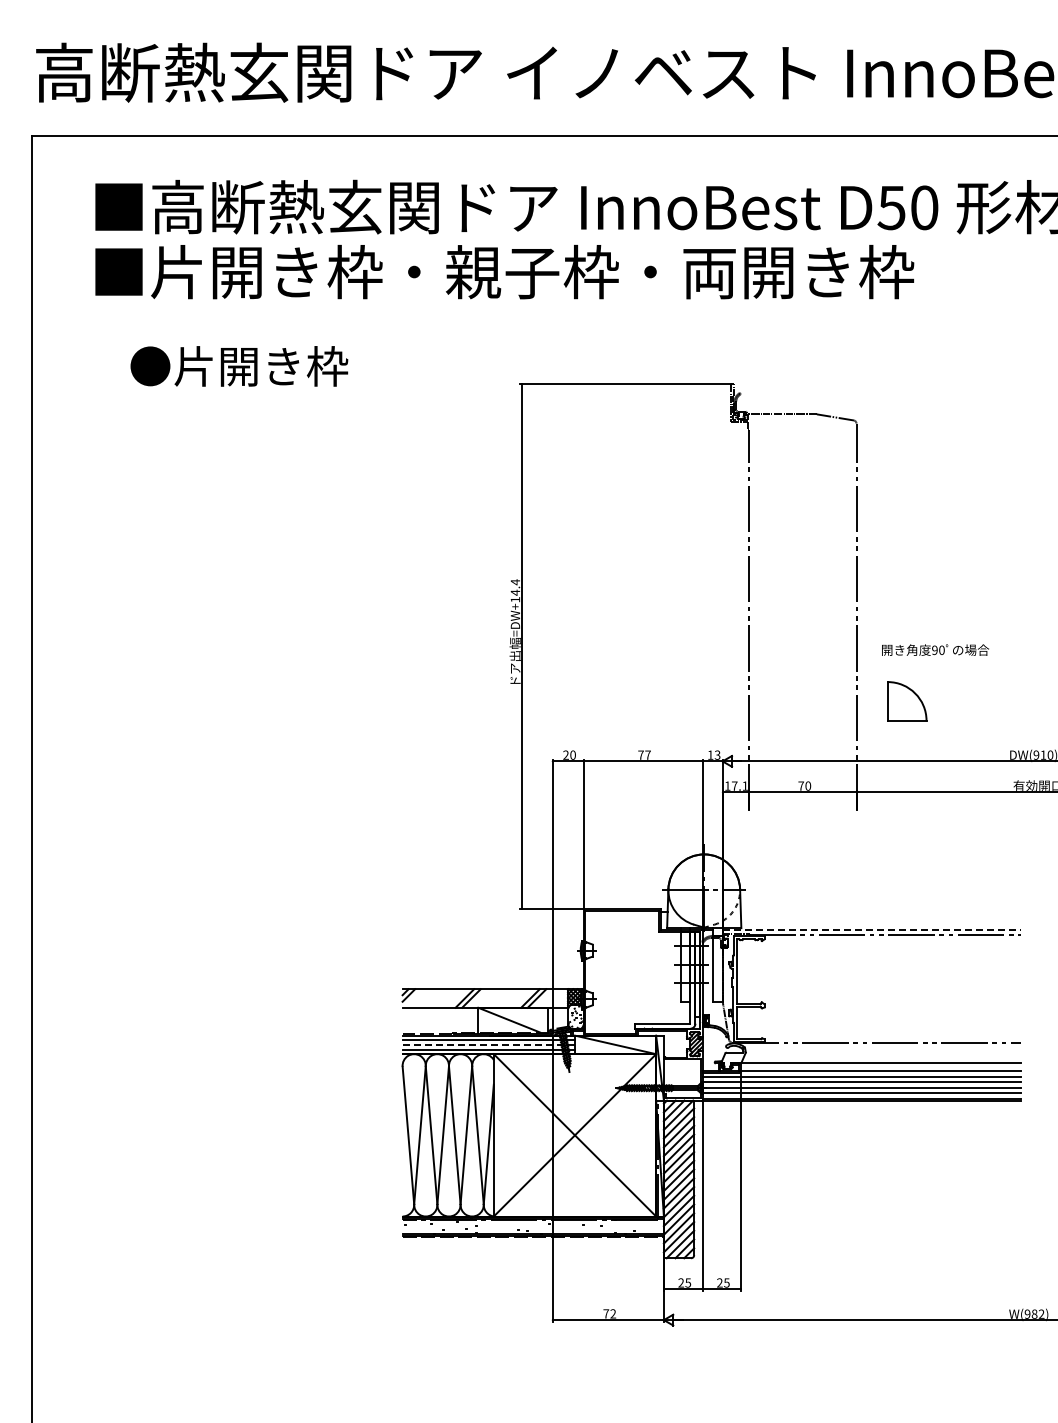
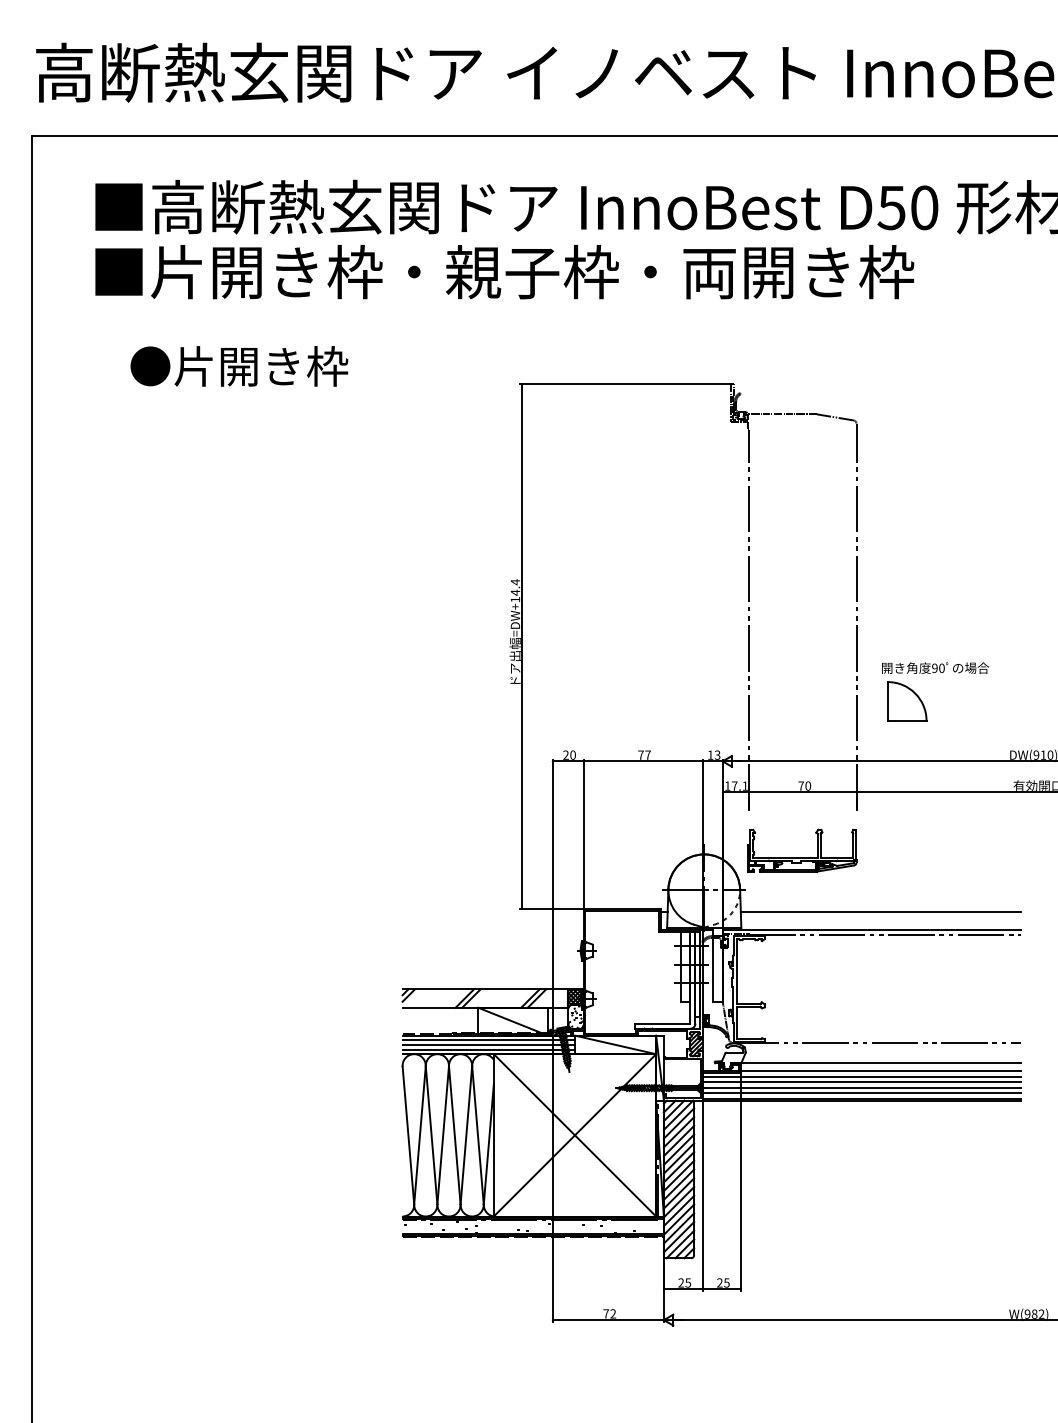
text position: (935, 649) -> (935, 667) (935, 667)
part: none -> present (802, 857)
line: none -> present (880, 911)
line: dashed -> solid (872, 929)
line: dashed -> solid (488, 1044)
